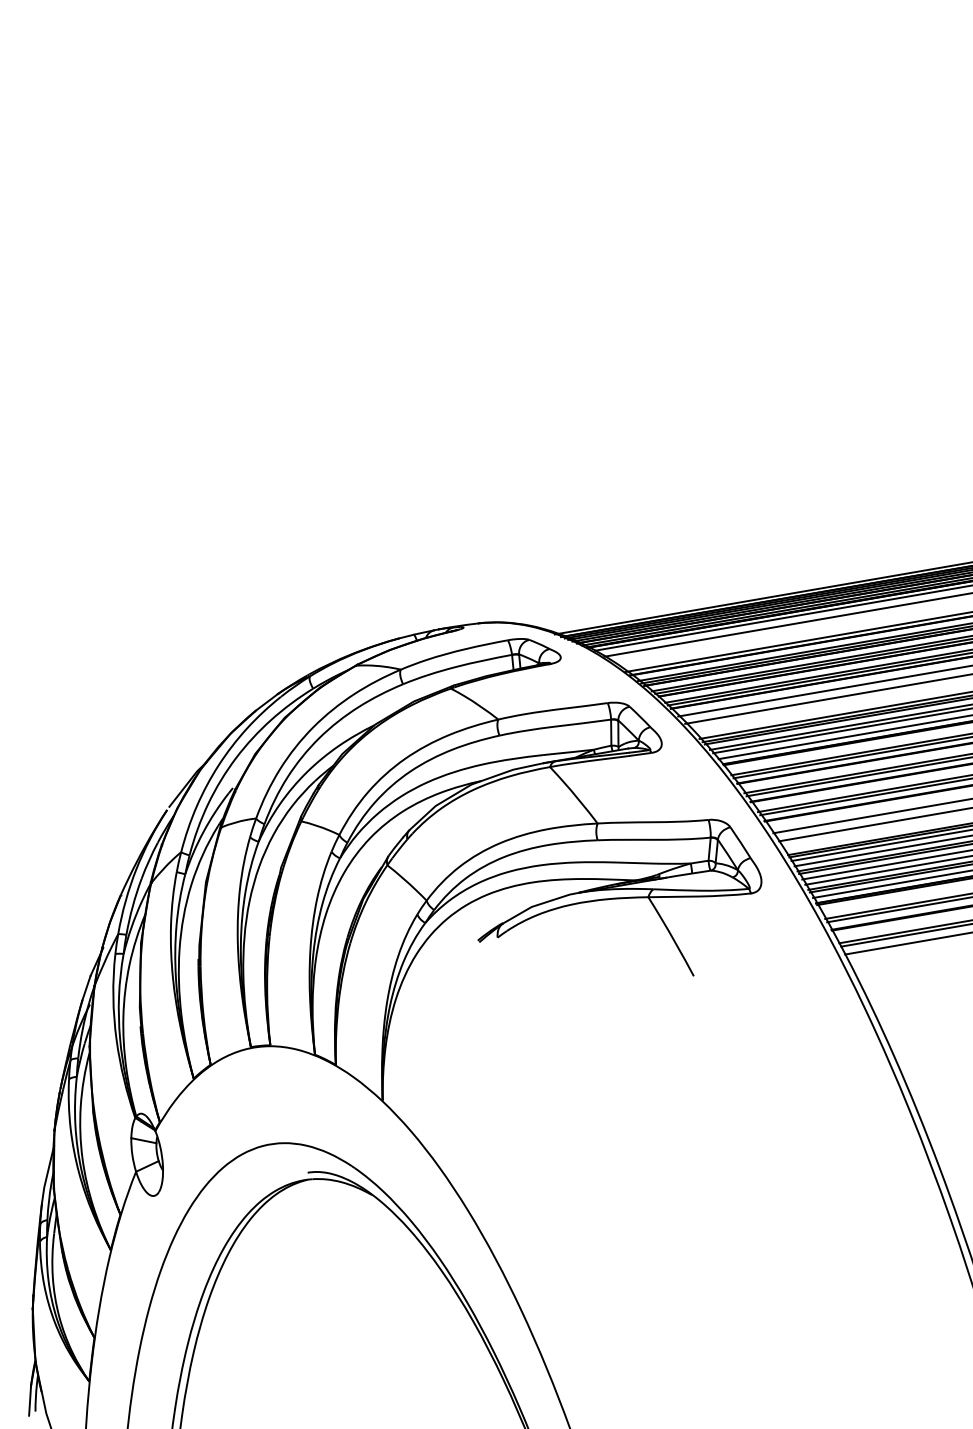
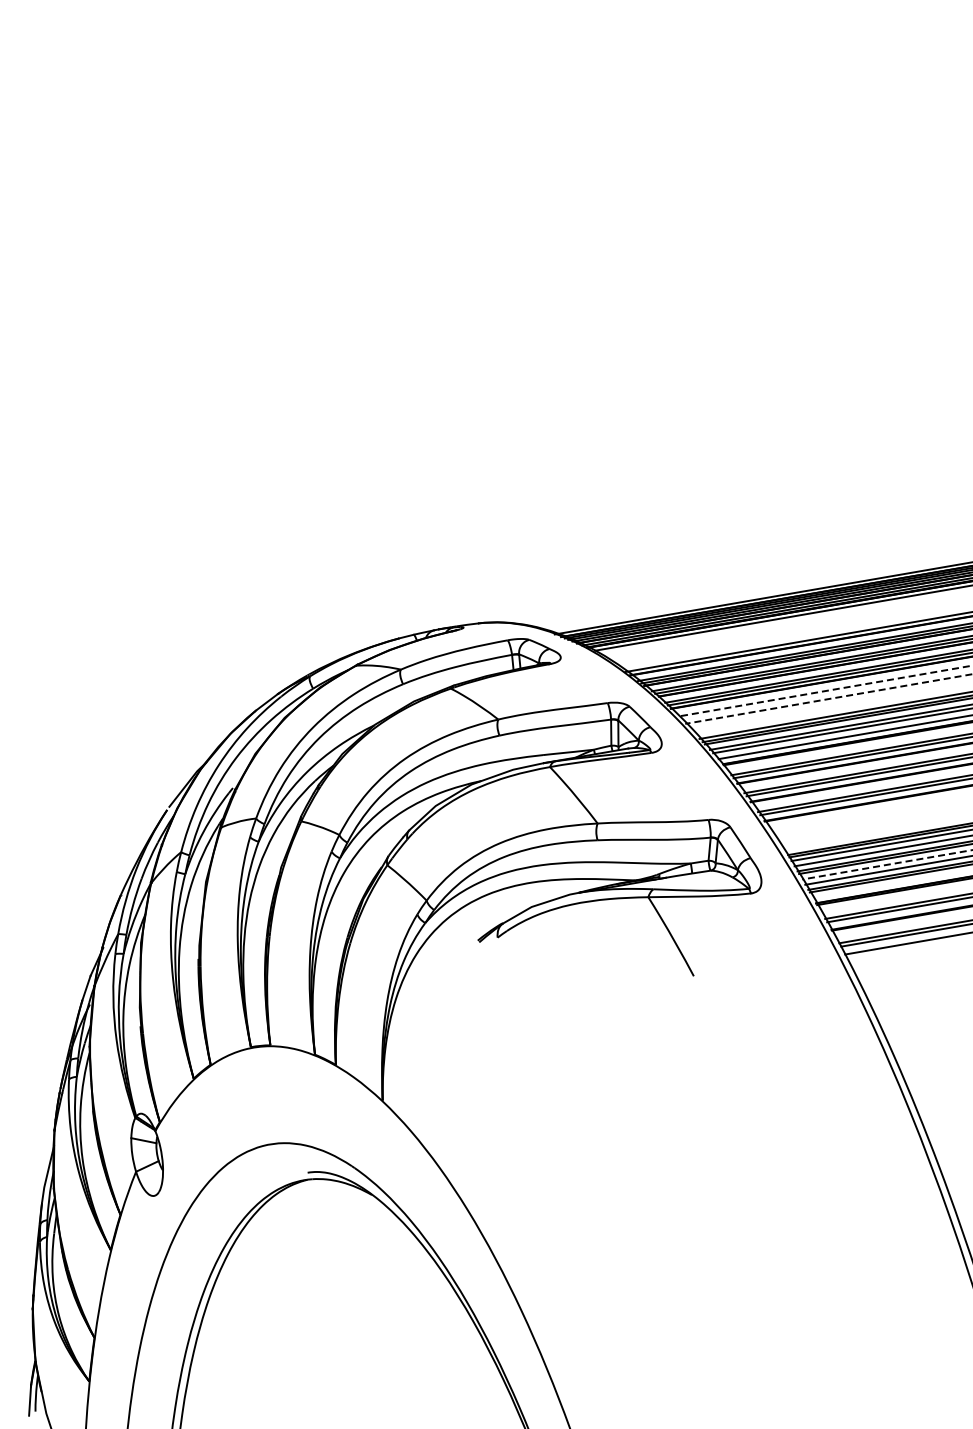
line: present -> none (786, 624)
line: solid -> dashed (825, 691)
line: solid -> dashed (829, 699)
line: present -> none (871, 816)
line: present -> none (874, 824)
line: solid -> dashed (886, 864)
line: present -> none (891, 884)
